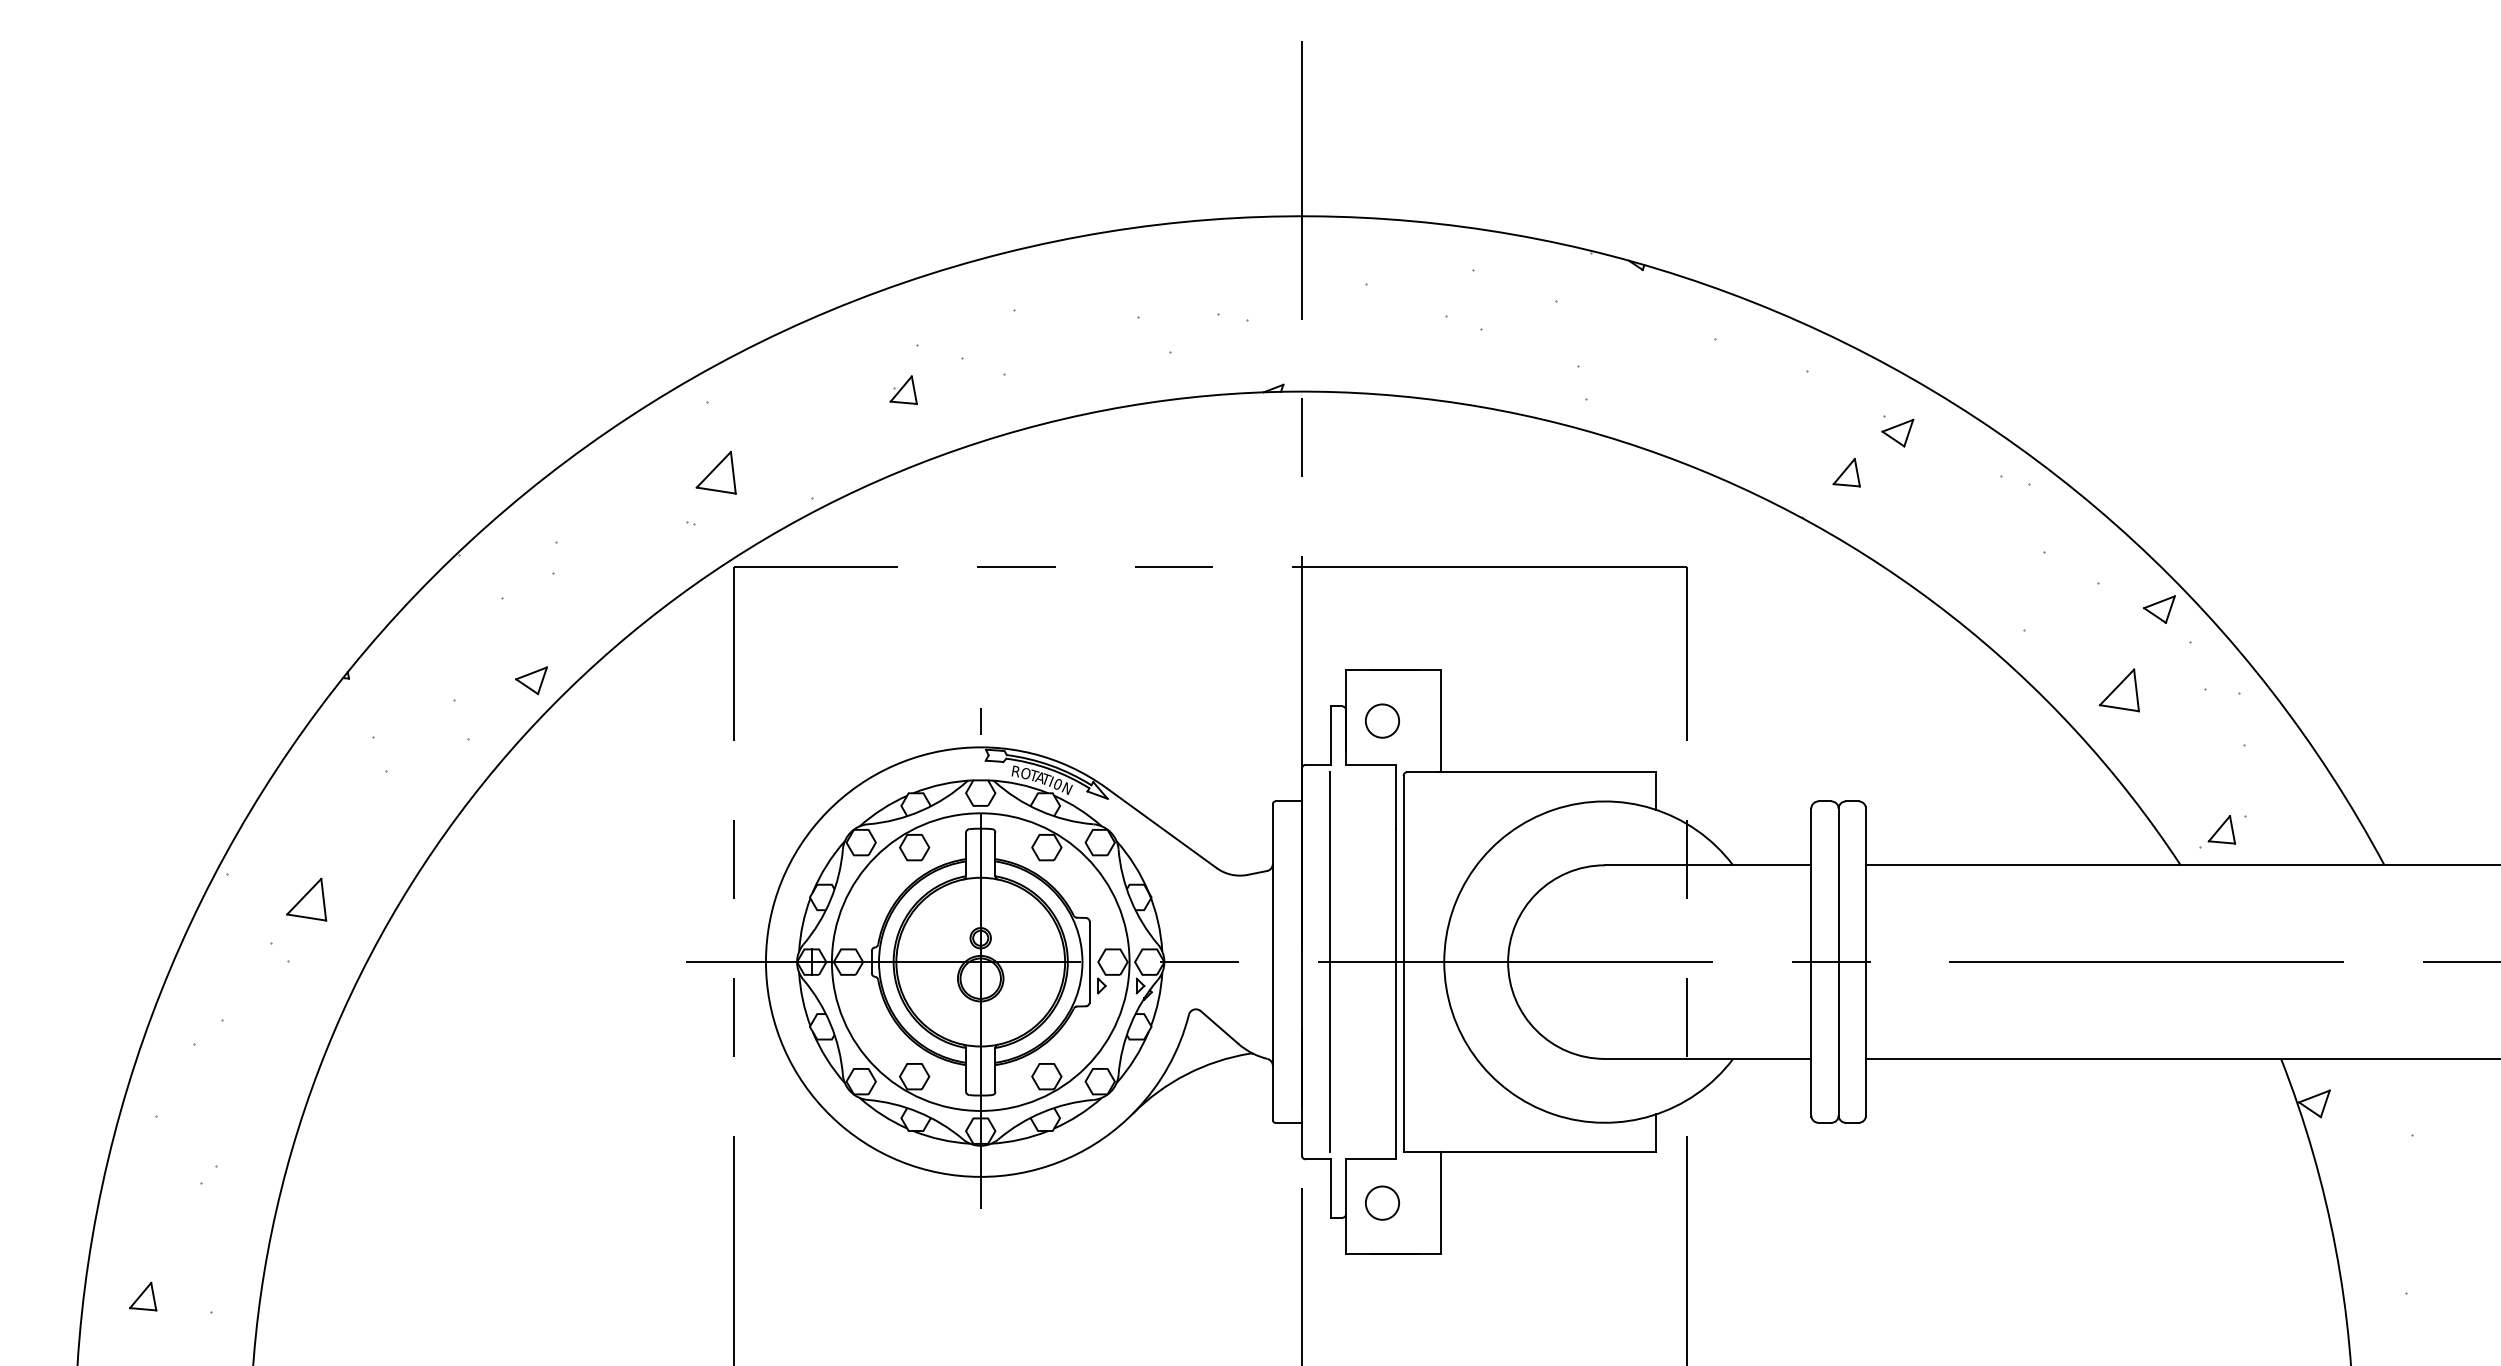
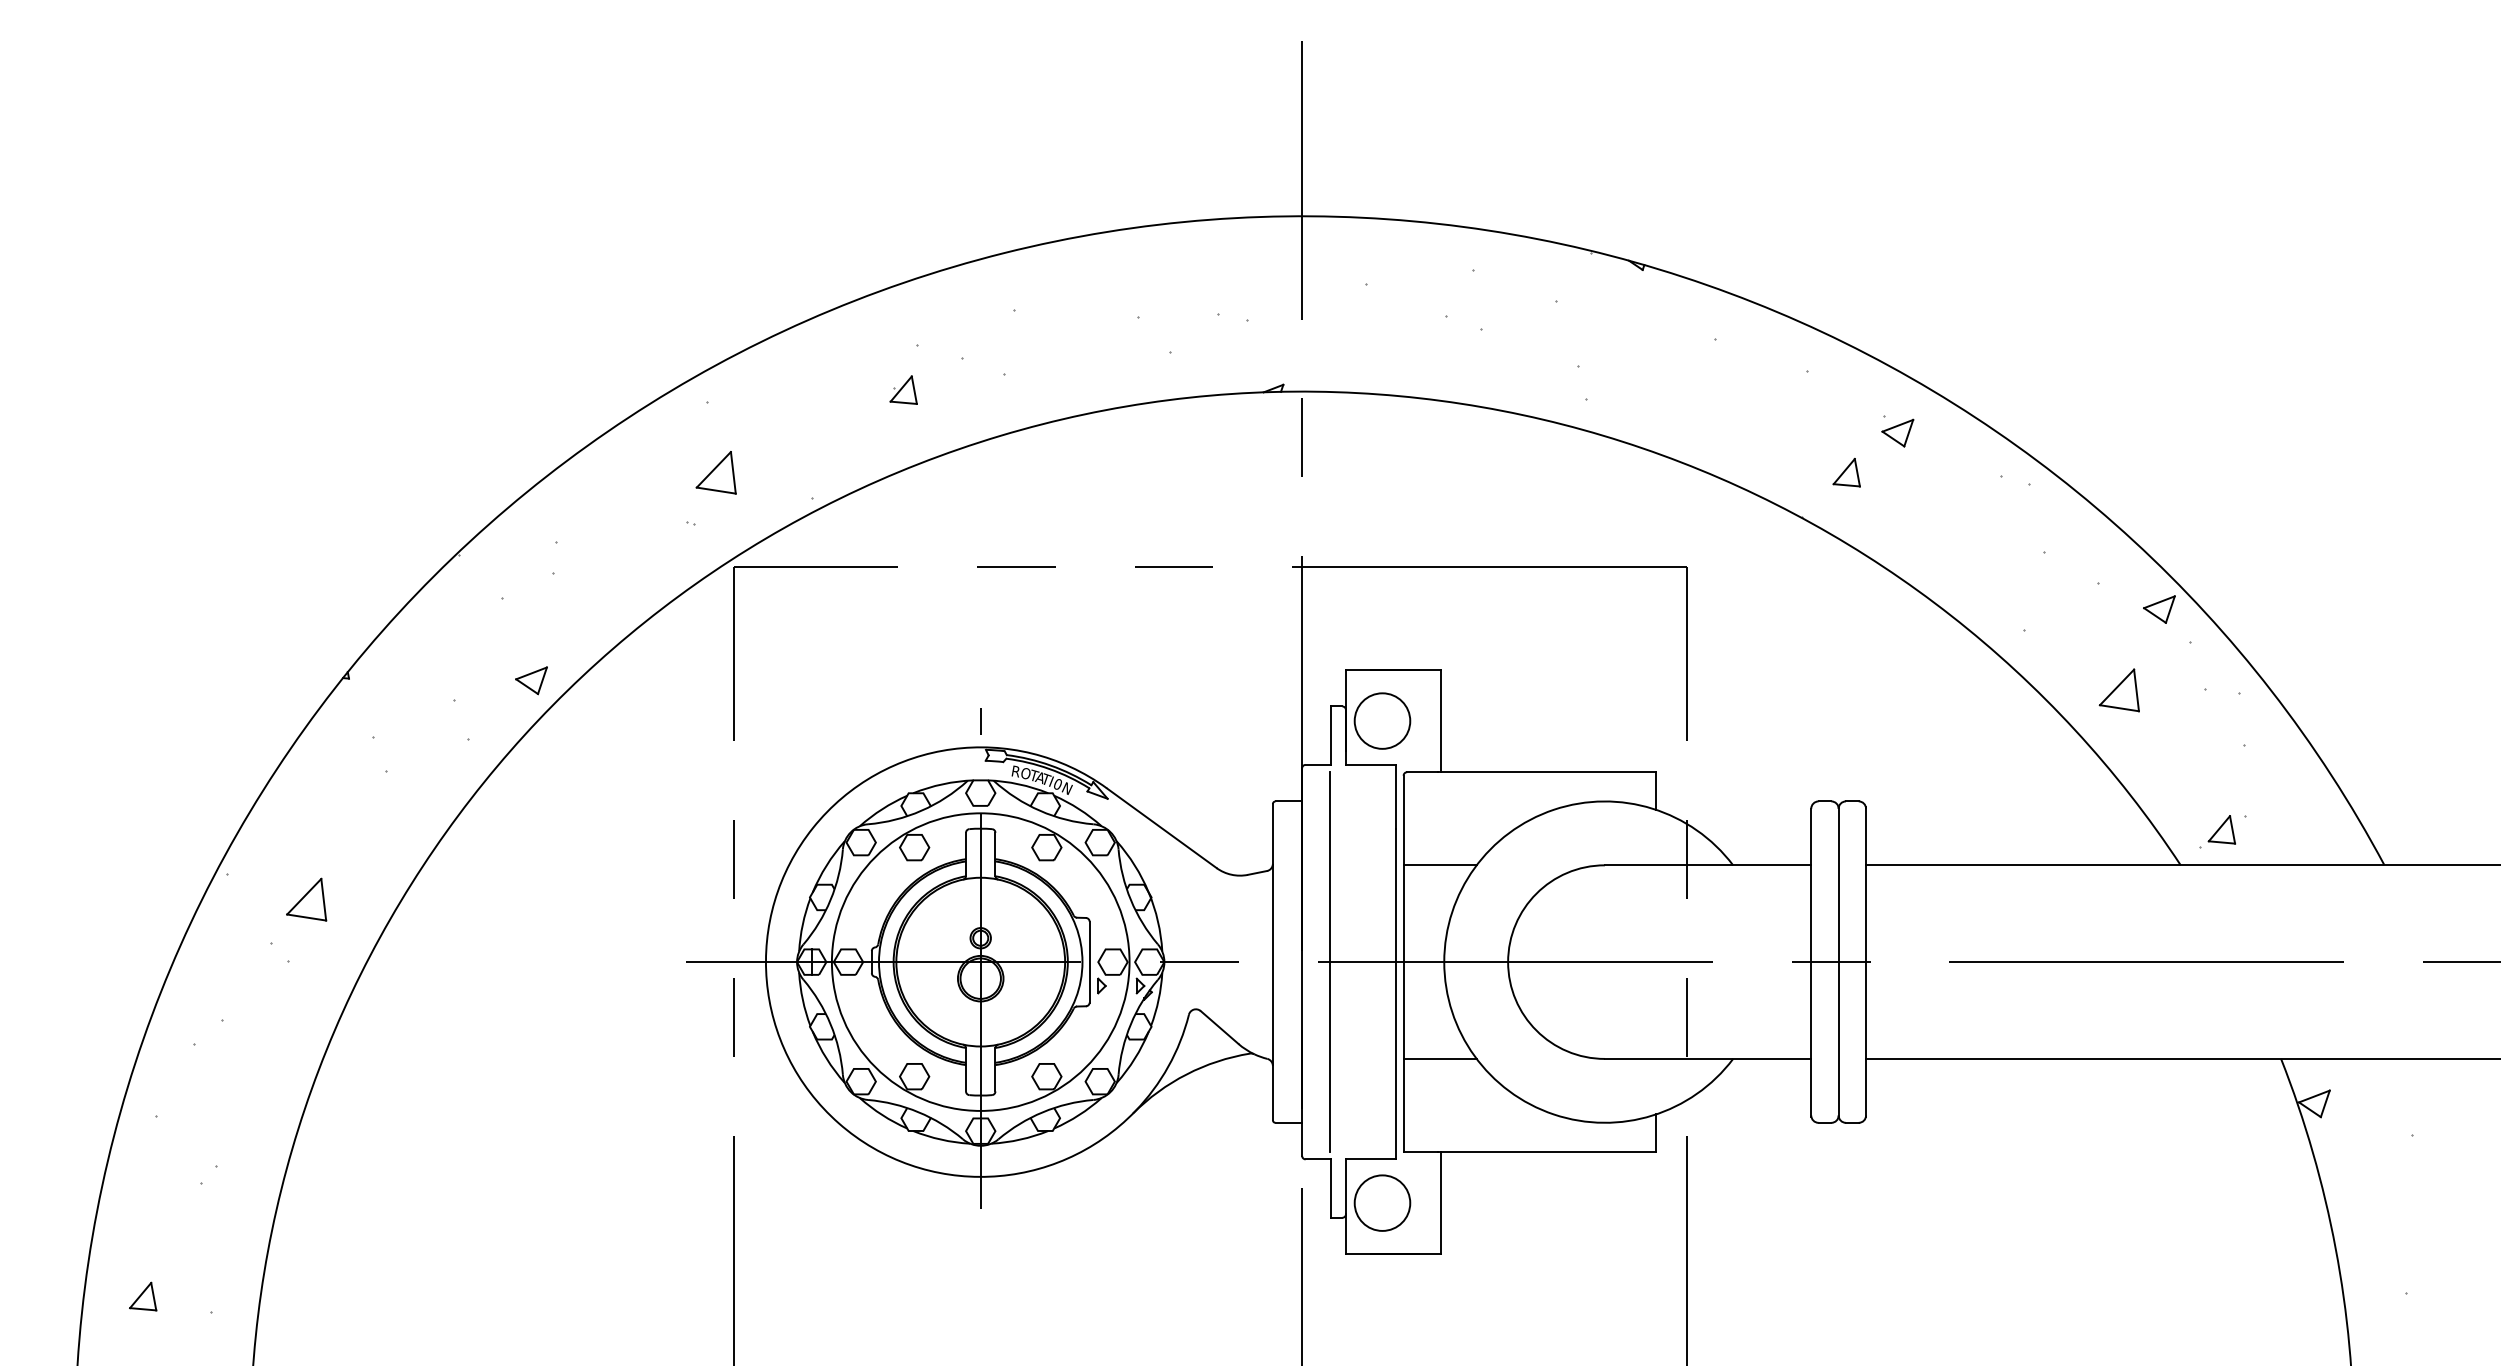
circle diameter: 33 px -> 56 px (1382, 720)
line: none -> present (1439, 865)
line: none -> present (1439, 1058)
circle diameter: 33 px -> 56 px (1382, 1202)
